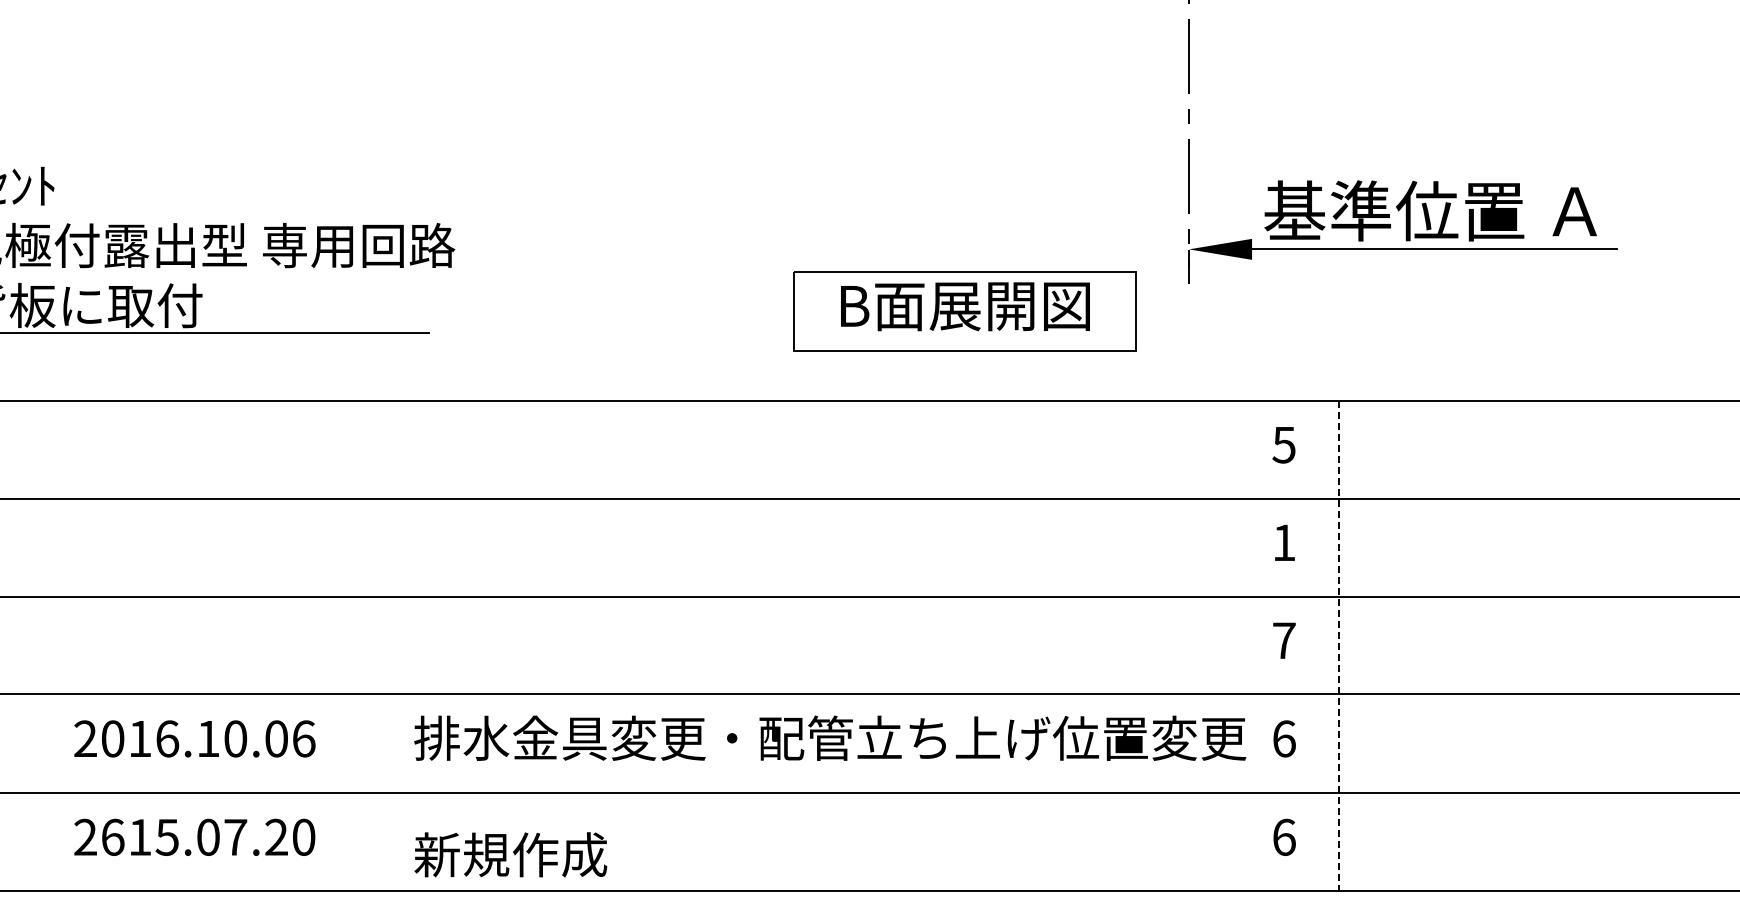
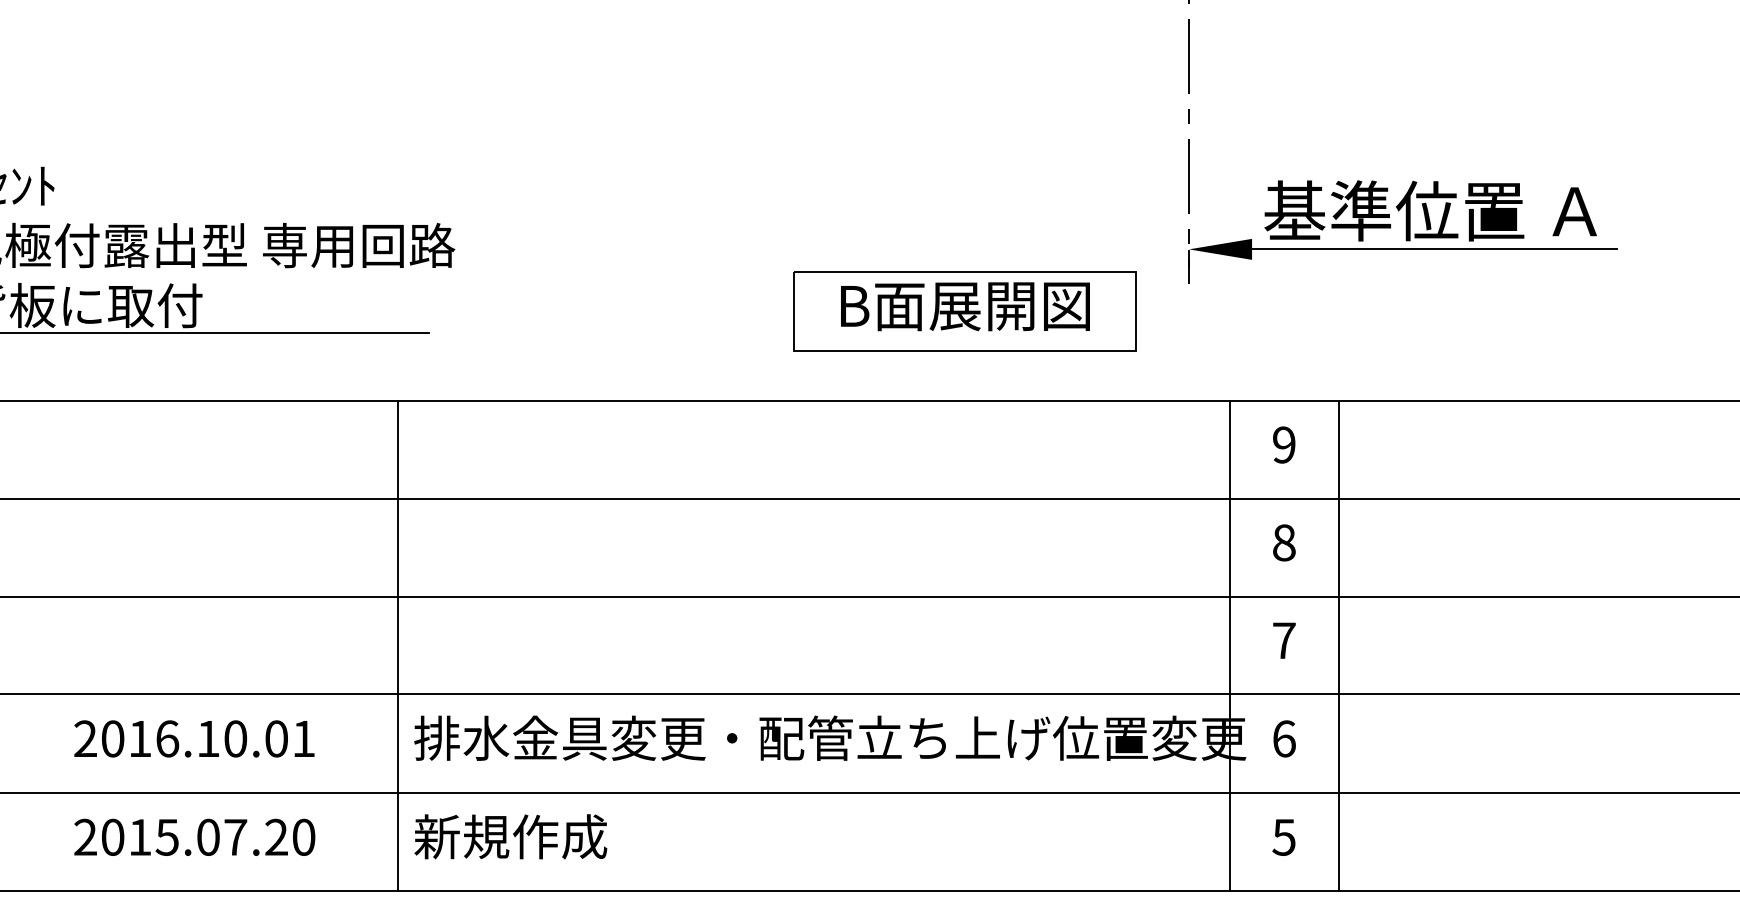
text: 5 -> 9 (1283, 444)
text: 1 -> 8 (1284, 542)
line: none -> present (397, 645)
line: none -> present (1230, 645)
line: dashed -> solid (1338, 646)
text: 2016.10.06 -> 2016.10.01 (304, 738)
text: 2615.07.20 -> 2015.07.20 (113, 836)
text: 6 -> 5 (1283, 836)
text position: (510, 854) -> (510, 836) (510, 836)
